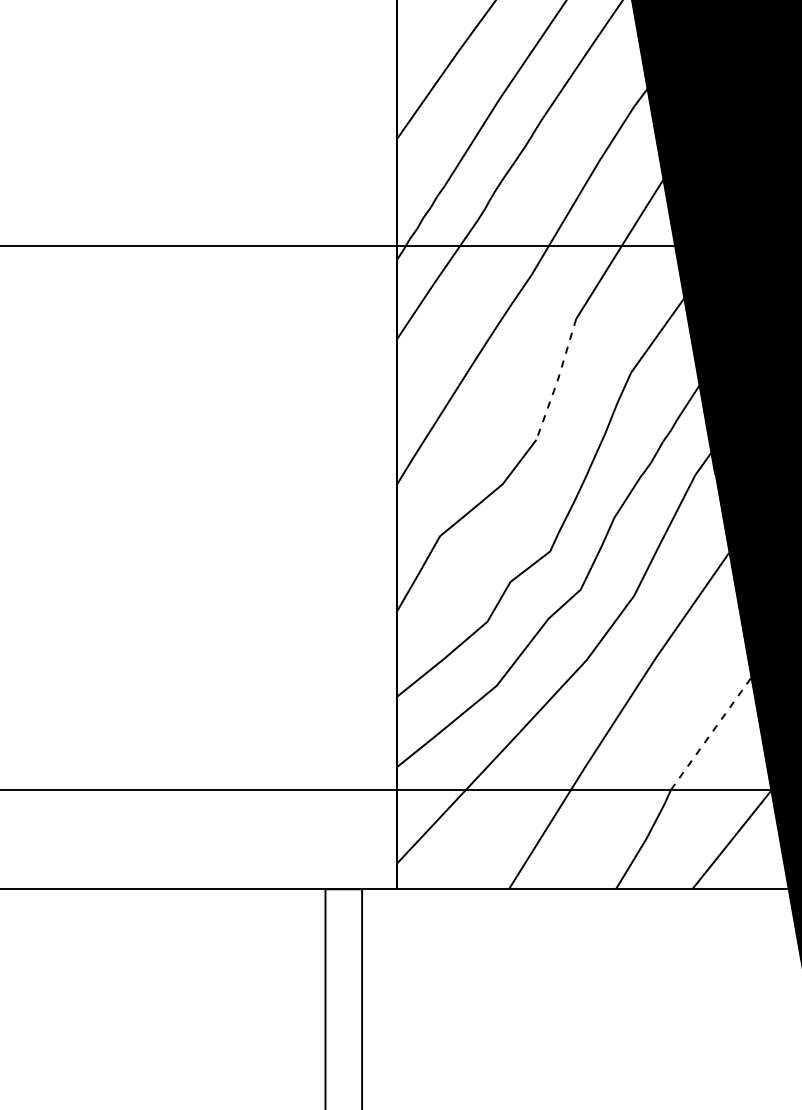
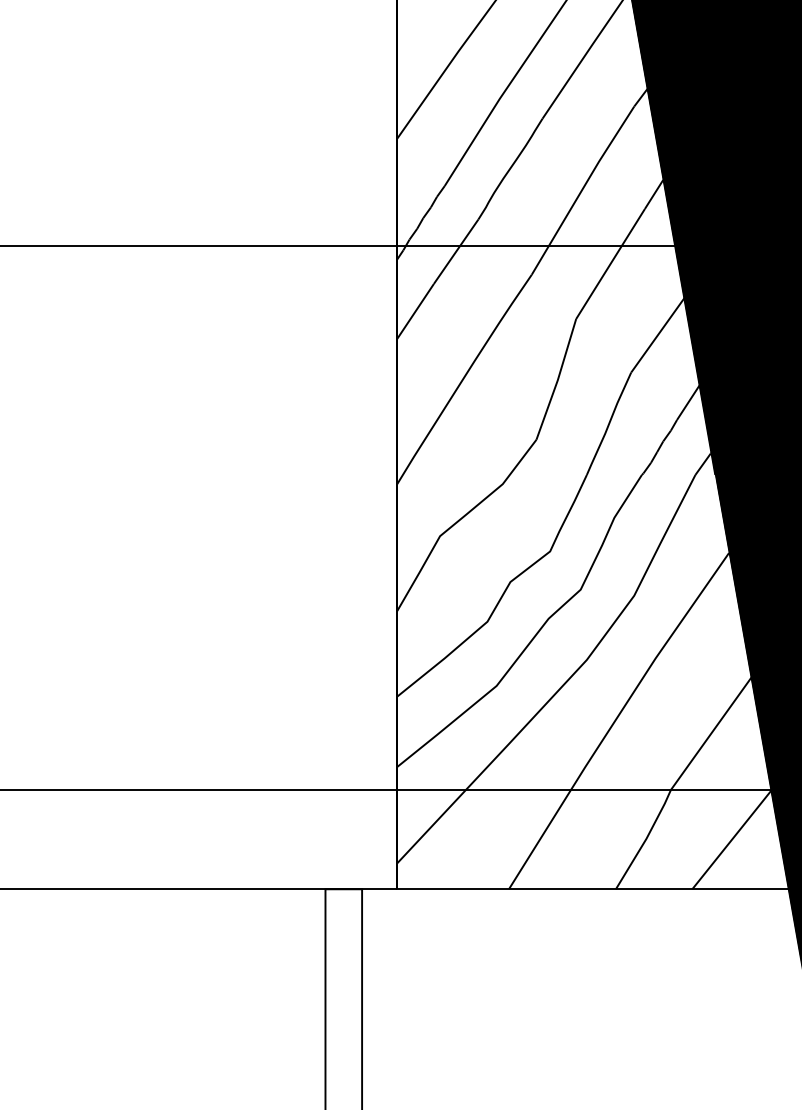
line: dashed -> solid (557, 380)
line: dashed -> solid (711, 733)
